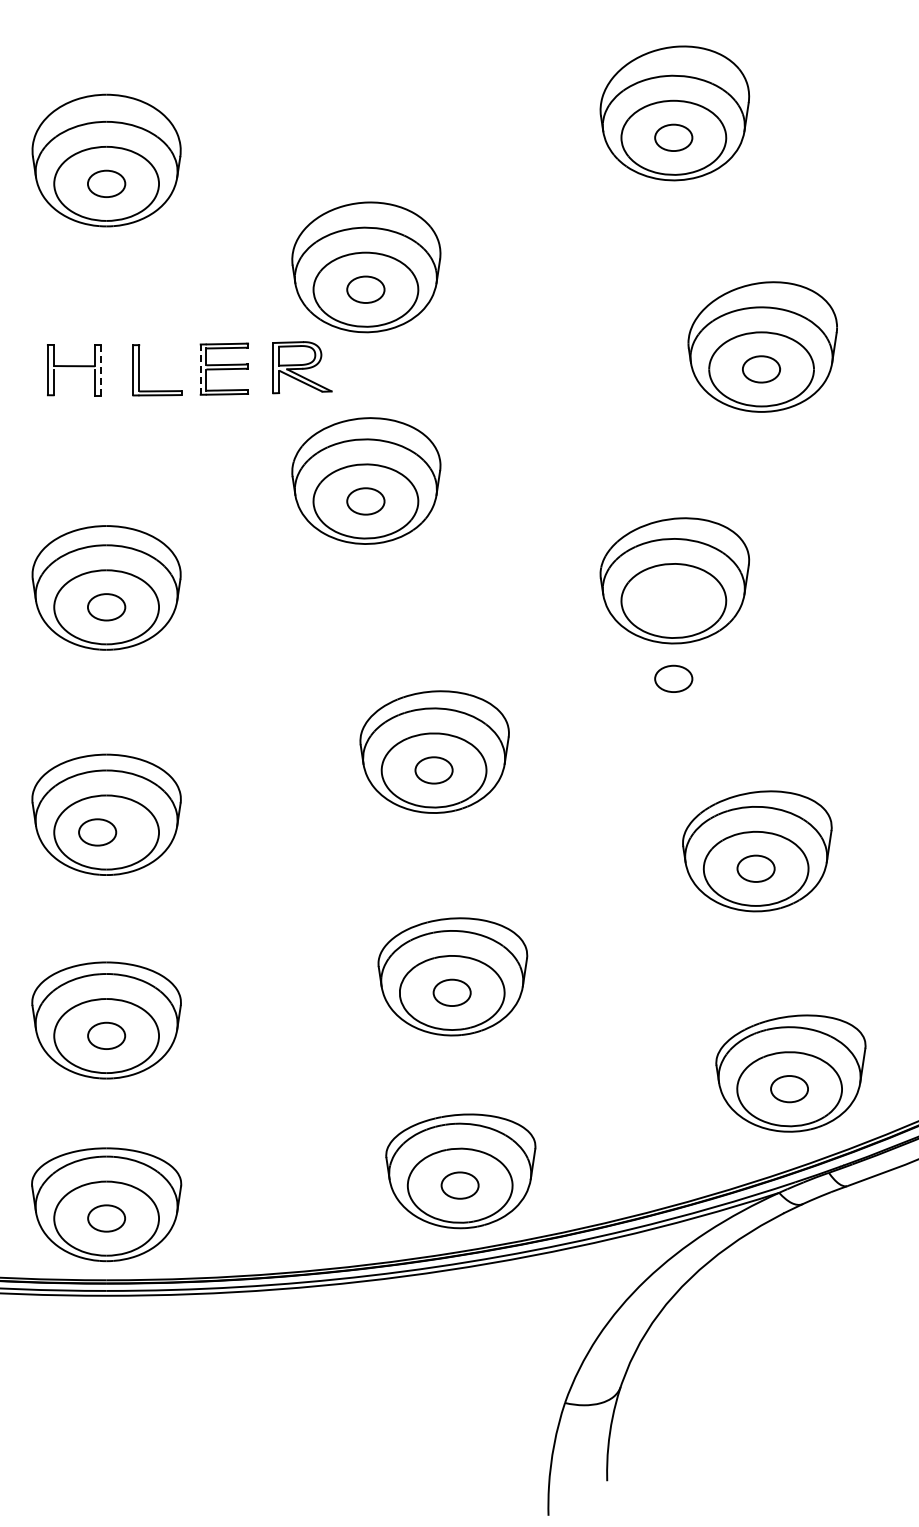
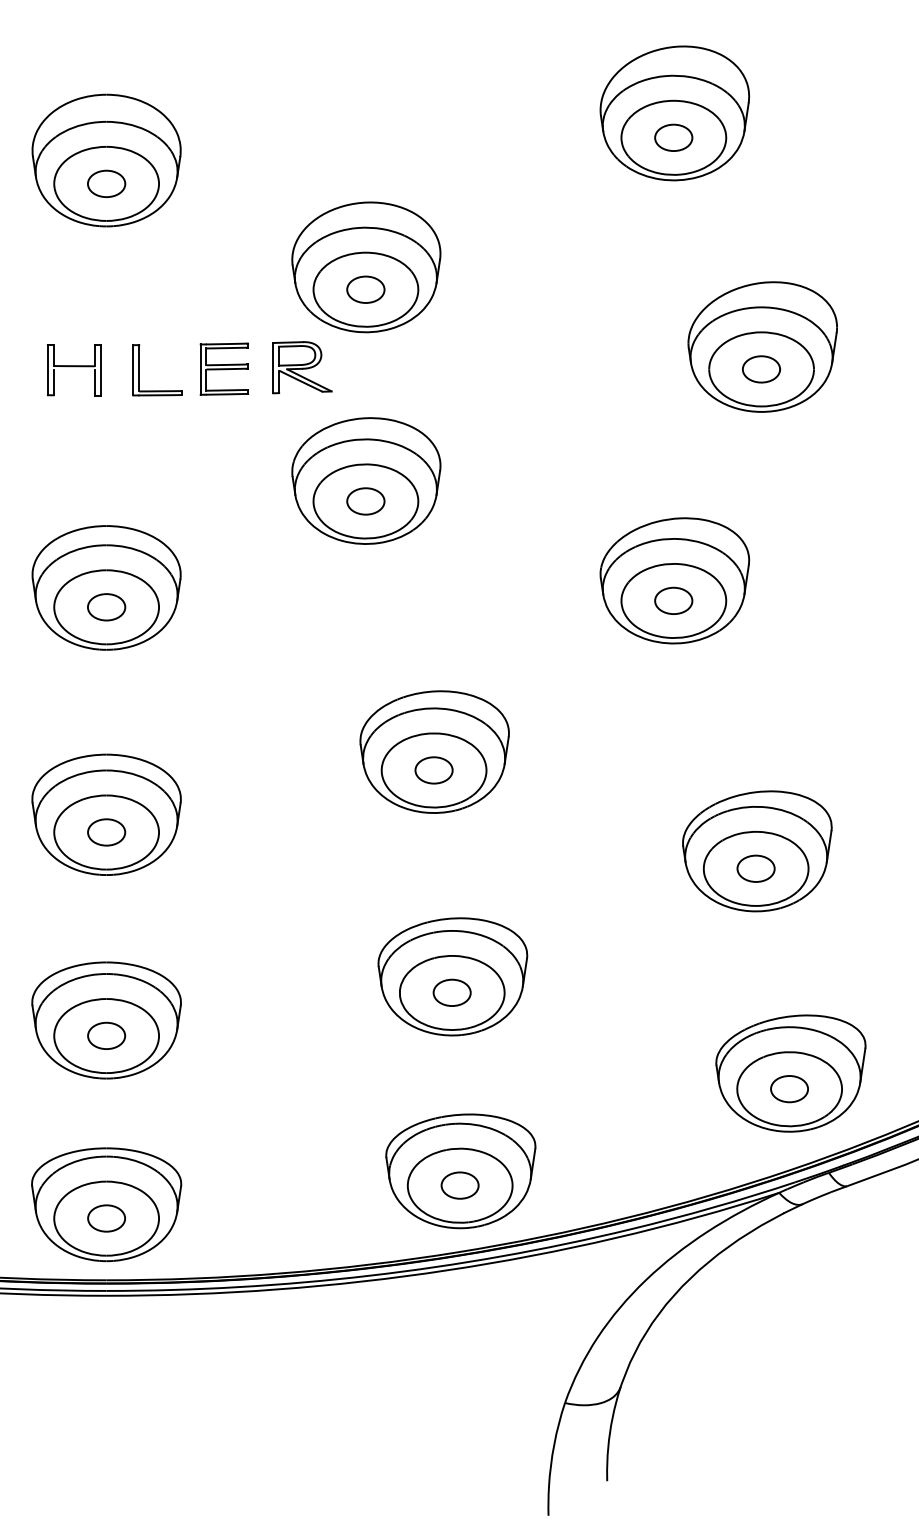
line: dashed -> solid (100, 369)
line: dashed -> solid (200, 370)
part position: (673, 678) -> (673, 600) (673, 600)
part position: (97, 832) -> (106, 832) (106, 832)
